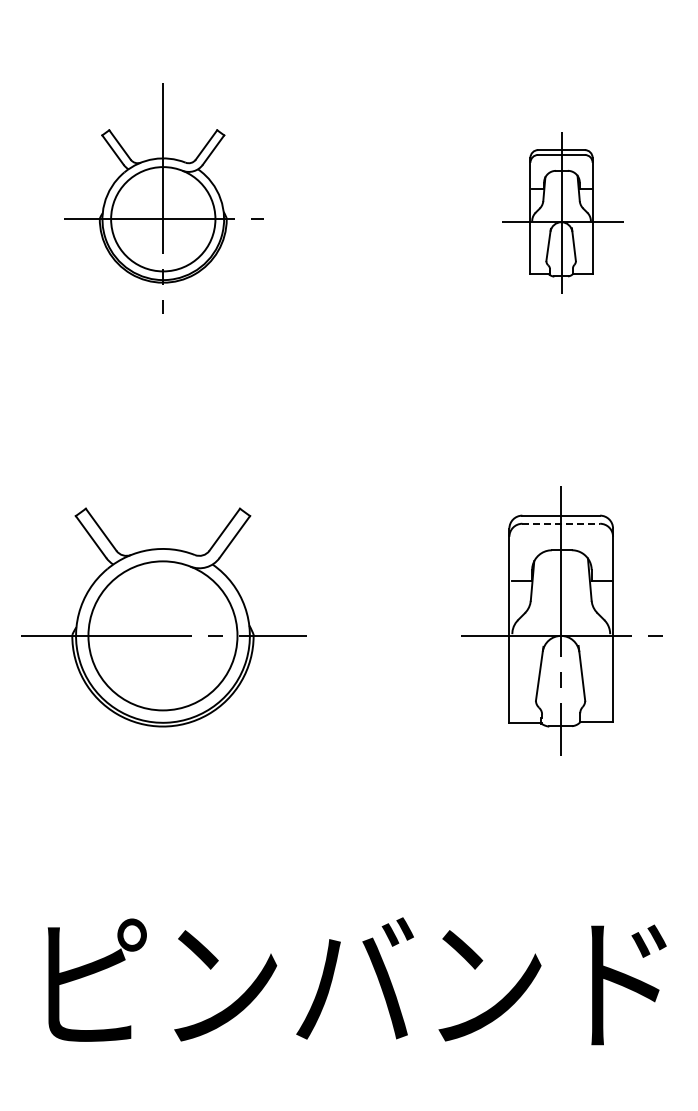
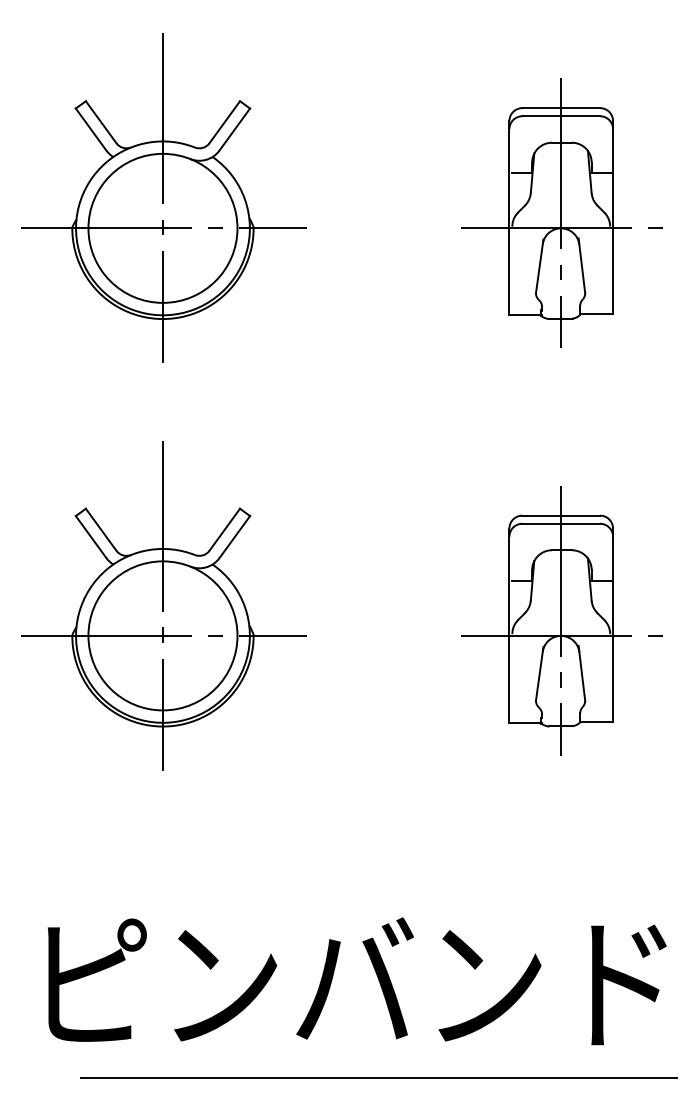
part size: 200x231 px -> 286x330 px (163, 197)
part size: 122x162 px -> 202x270 px (561, 212)
line: dashed -> solid (561, 523)
line: none -> present (162, 605)
line: none -> present (378, 1077)
